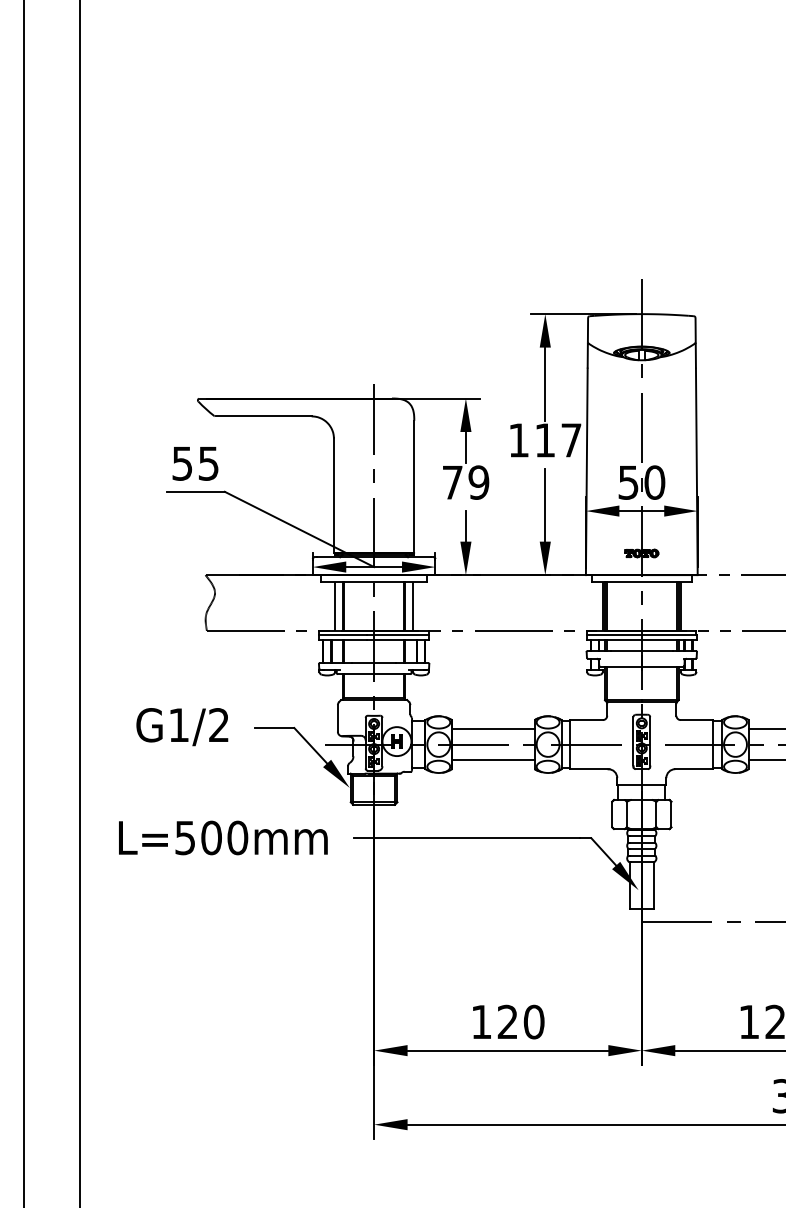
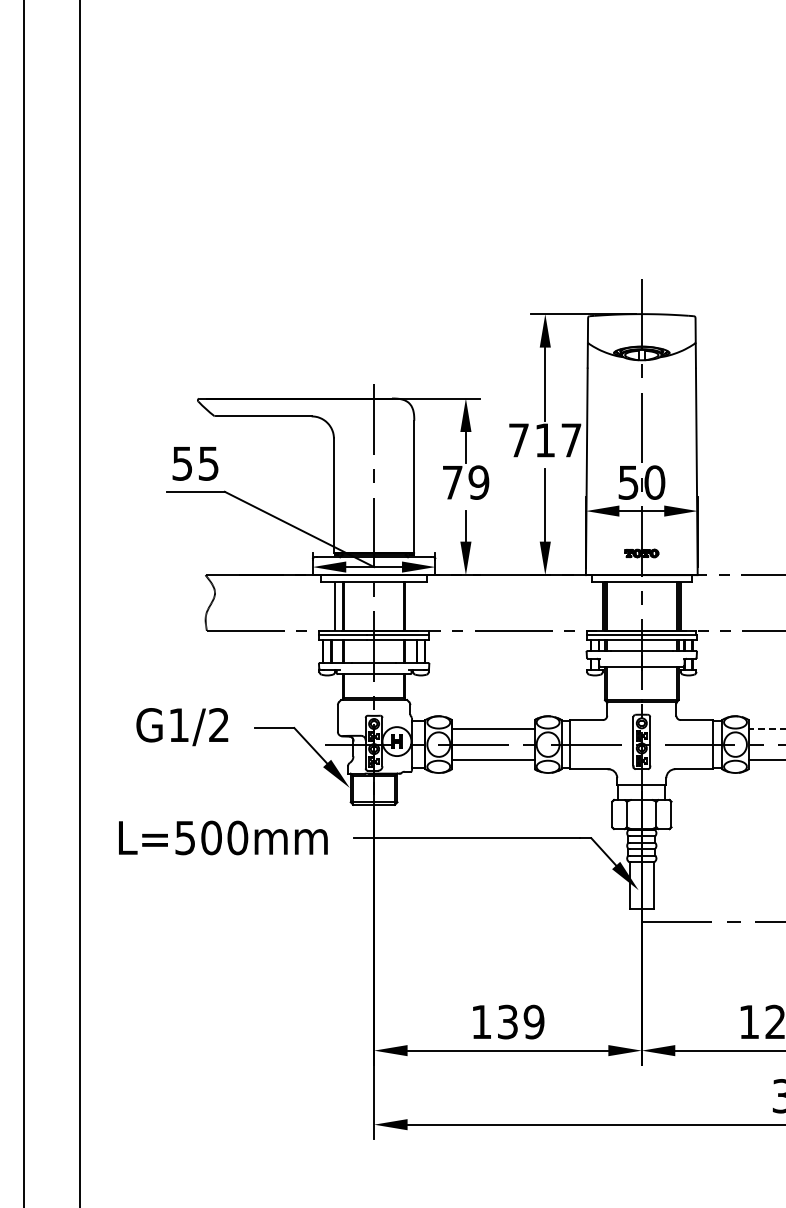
text: 117 -> 717 (518, 440)
line: present -> none (413, 605)
line: solid -> dashed (766, 729)
text: 120 -> 139 (520, 1022)
